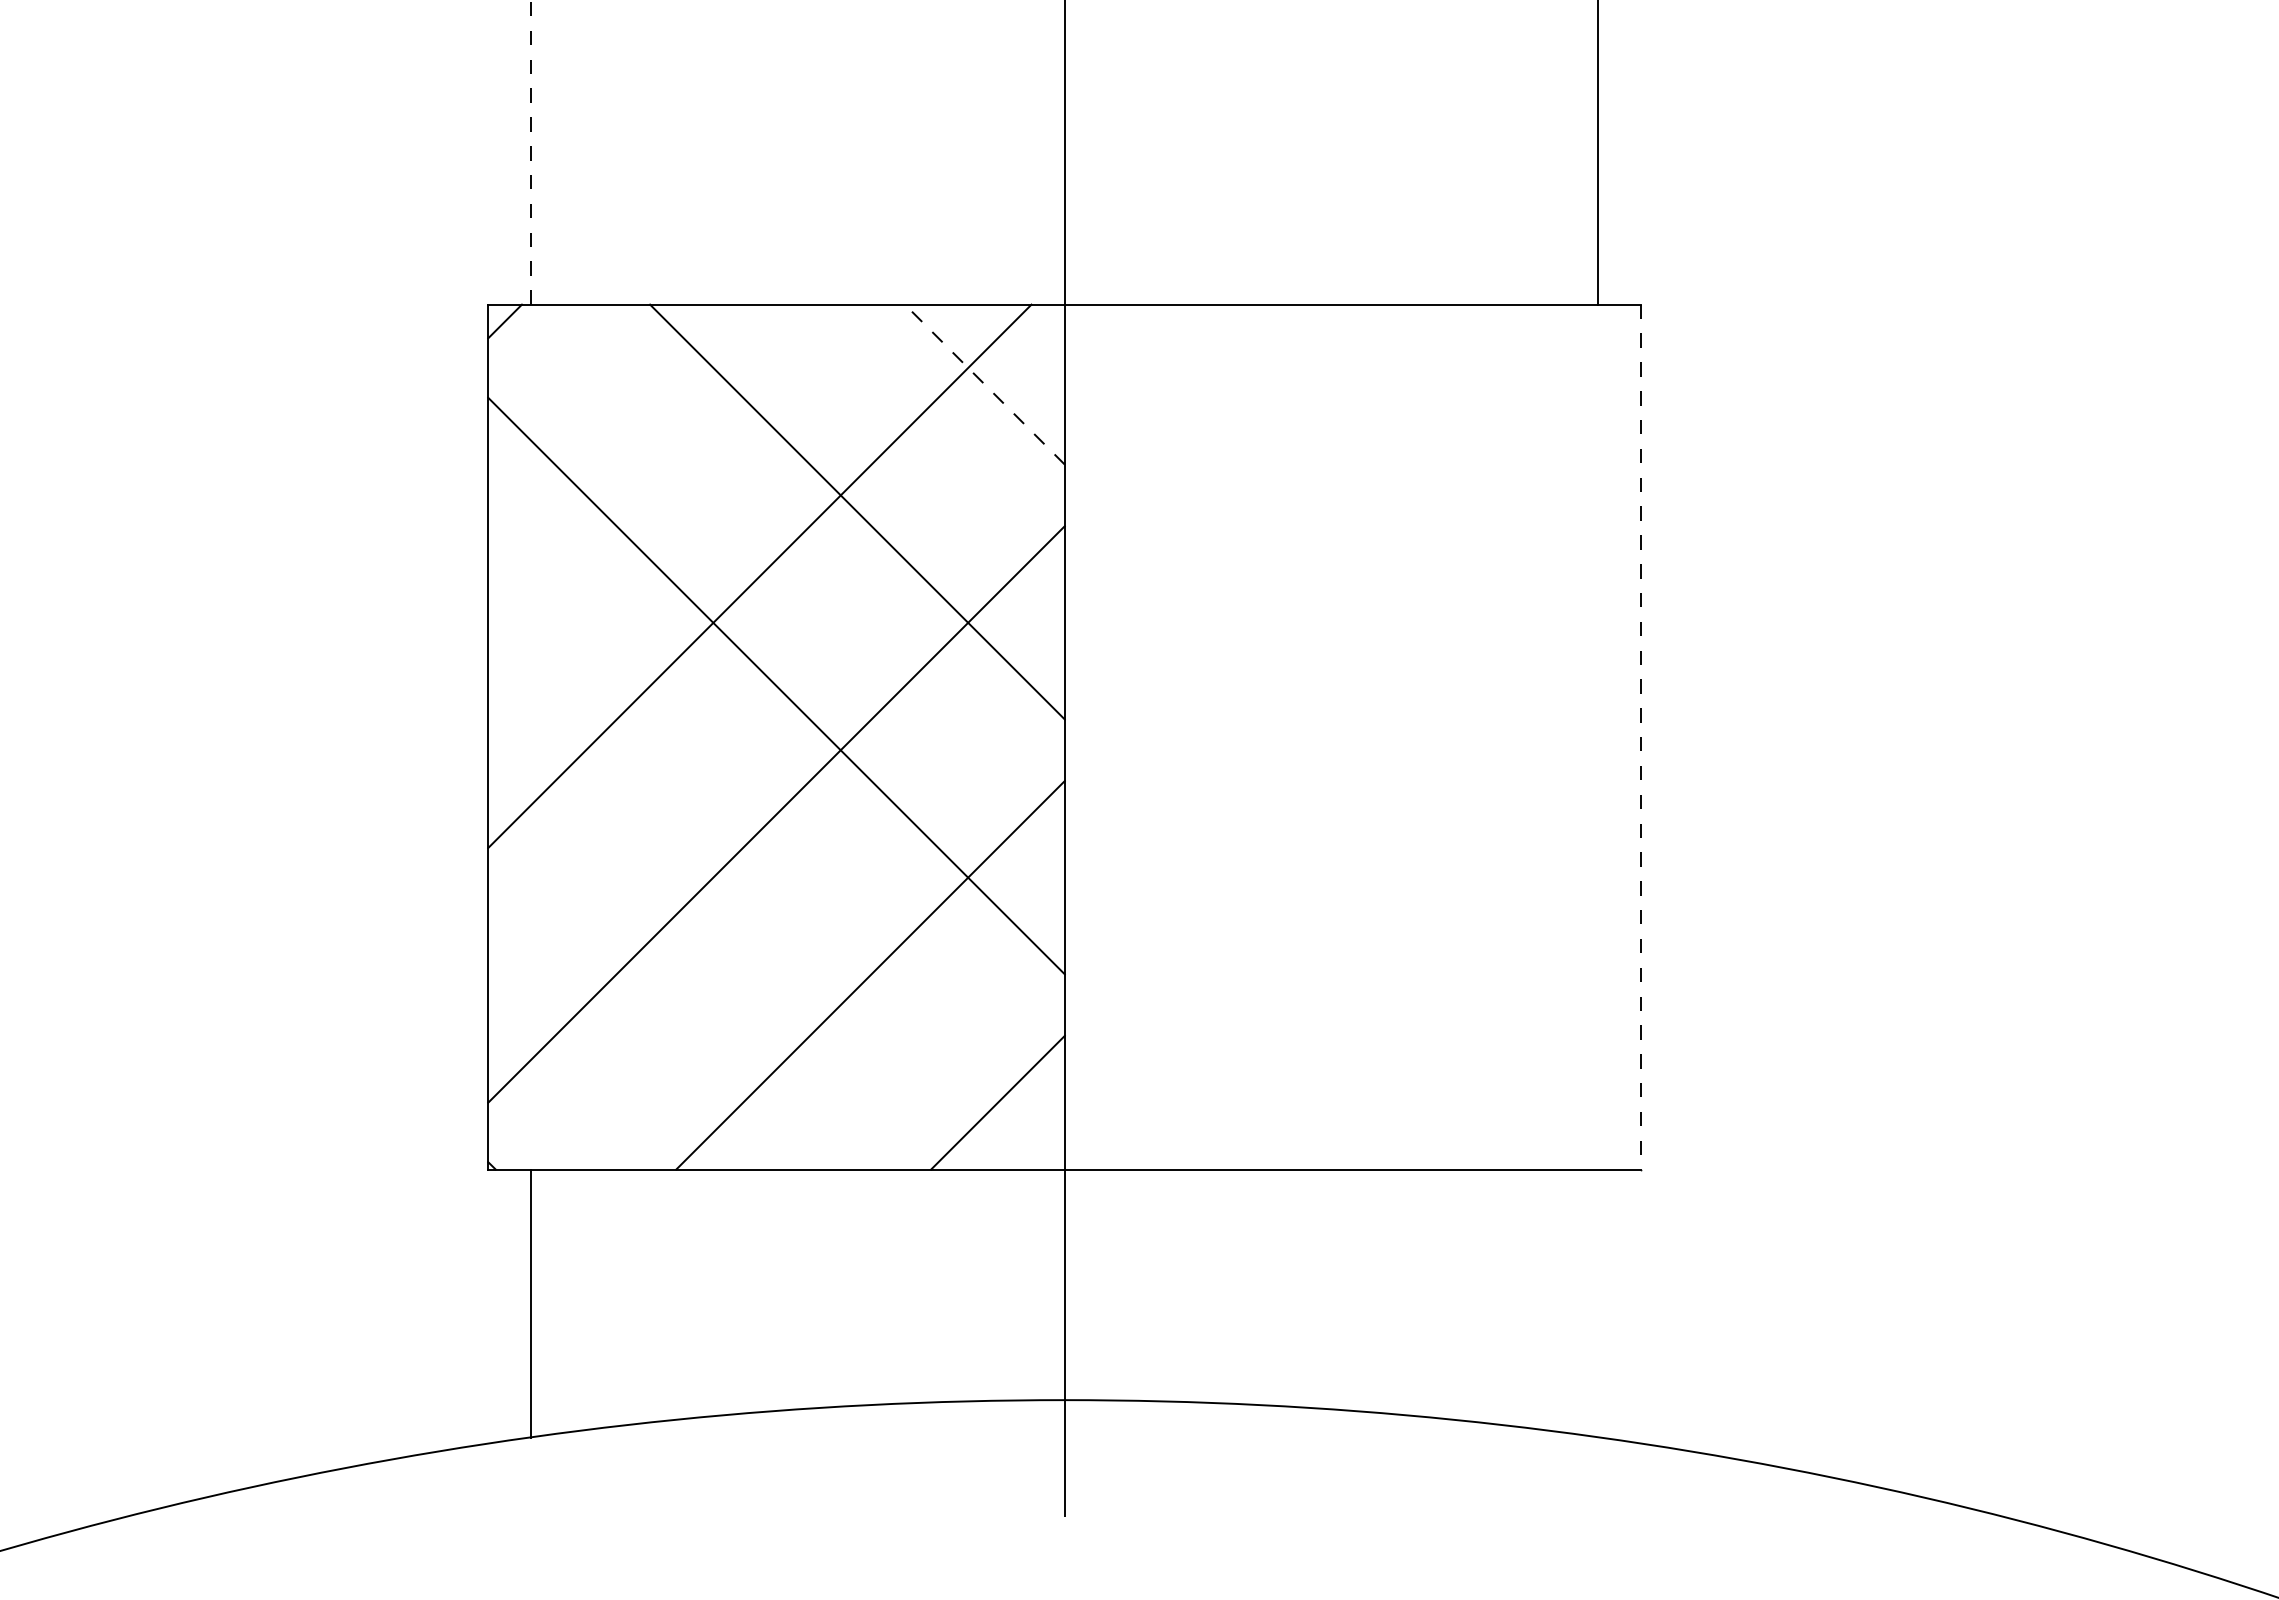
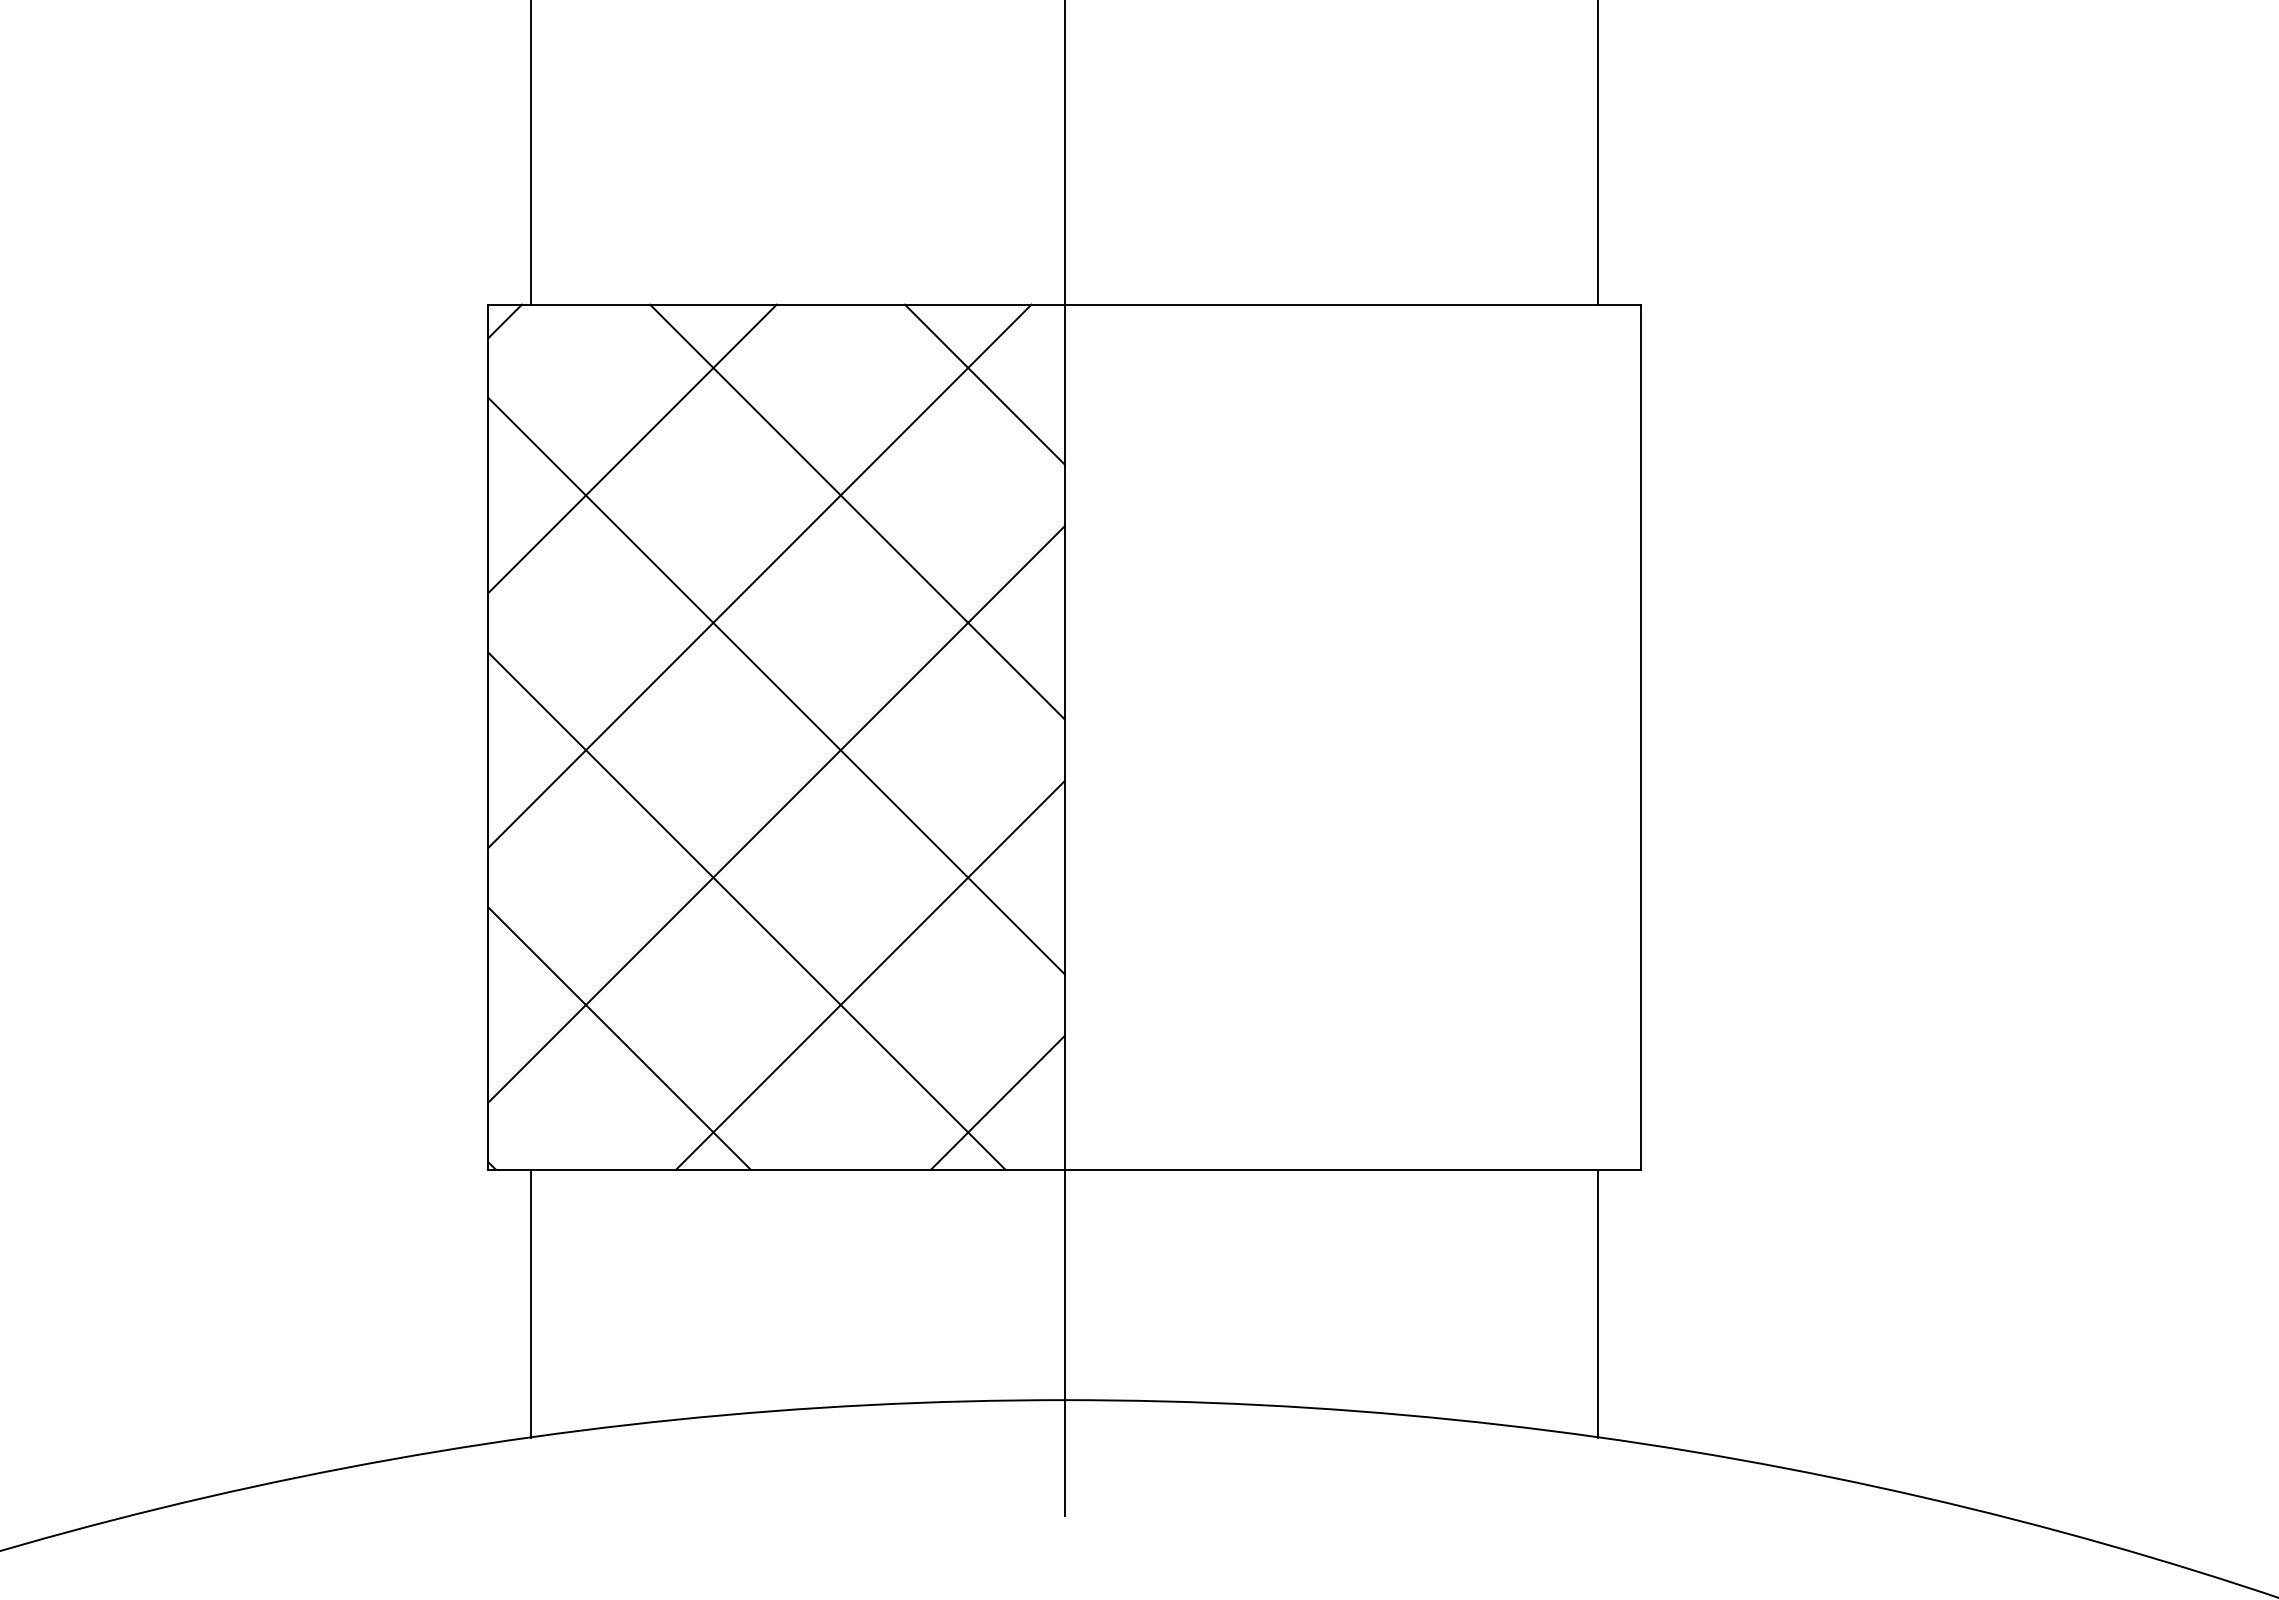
line: dashed -> solid (531, 152)
line: dashed -> solid (984, 384)
line: none -> present (632, 448)
line: dashed -> solid (1641, 737)
line: none -> present (746, 910)
line: none -> present (619, 1038)
line: none -> present (1598, 1303)
